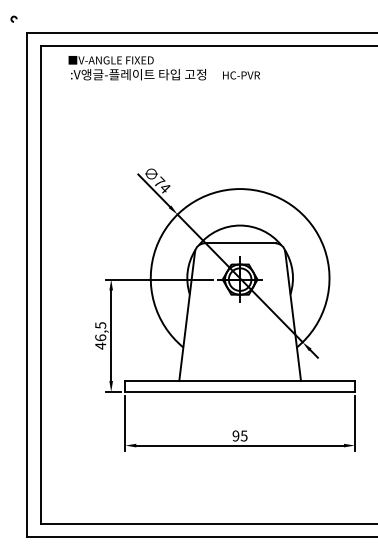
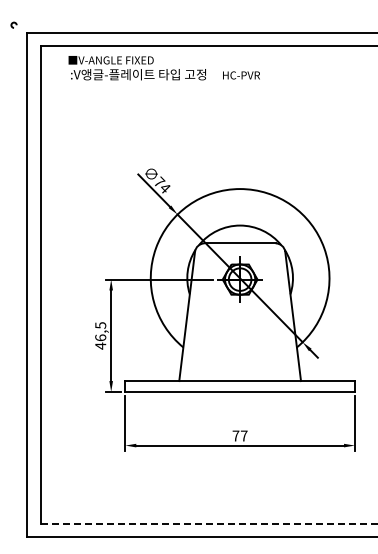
arc position: (13, 17) -> (13, 23) (13, 23)
text: 95 -> 77 (239, 435)
line: solid -> dashed (209, 524)
